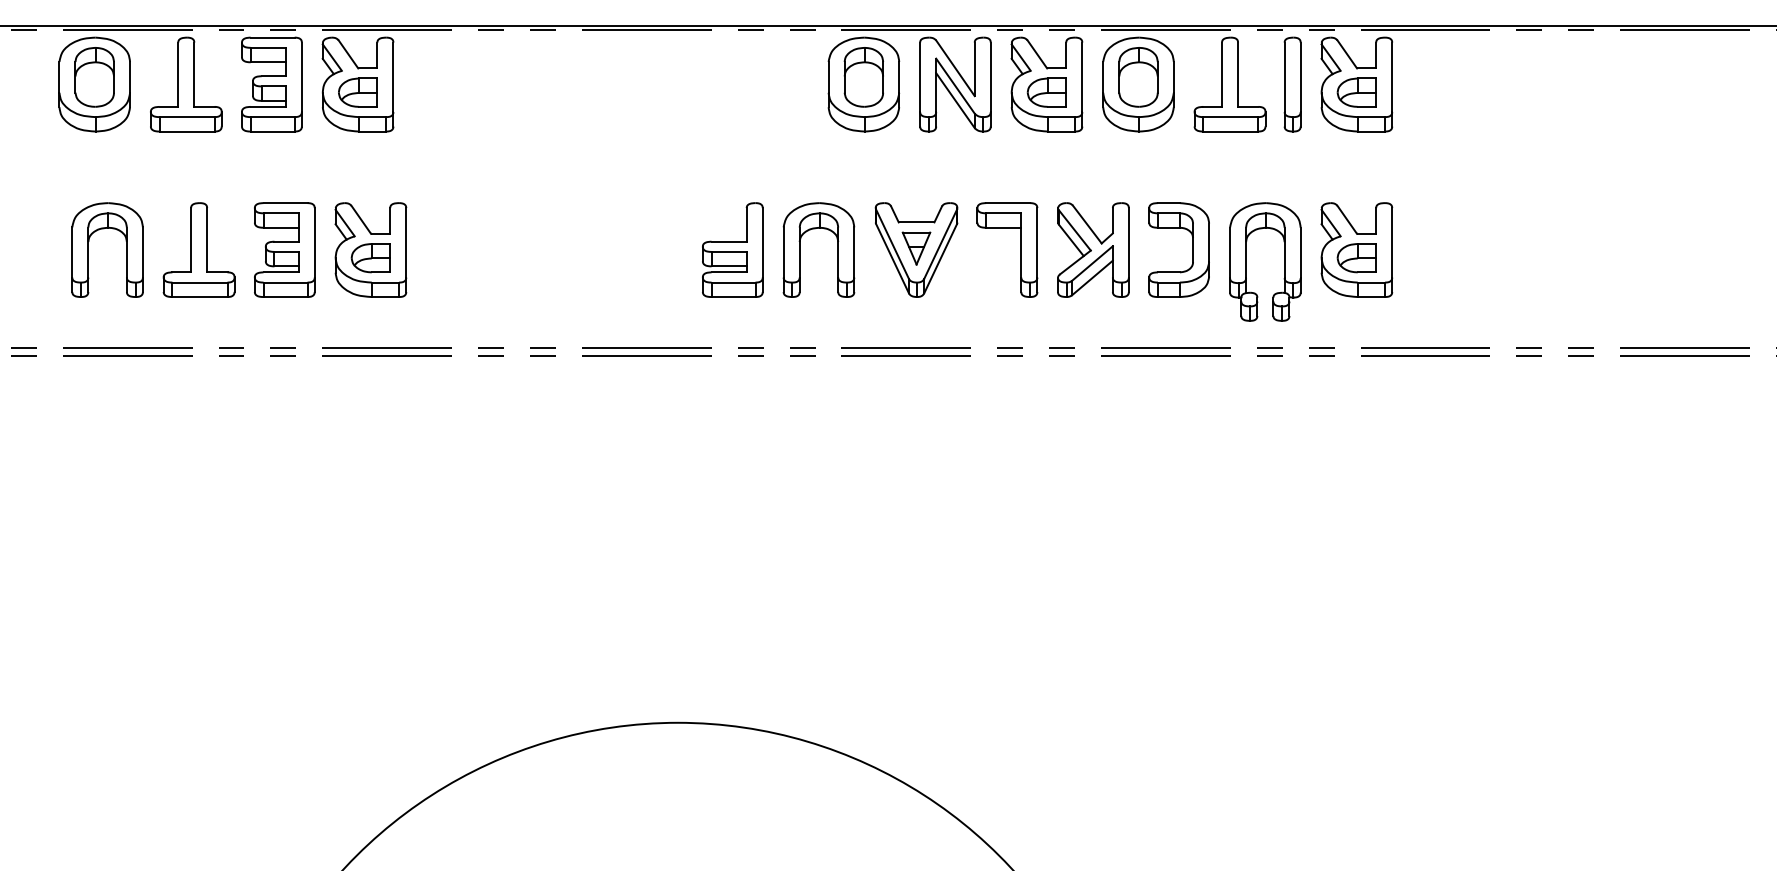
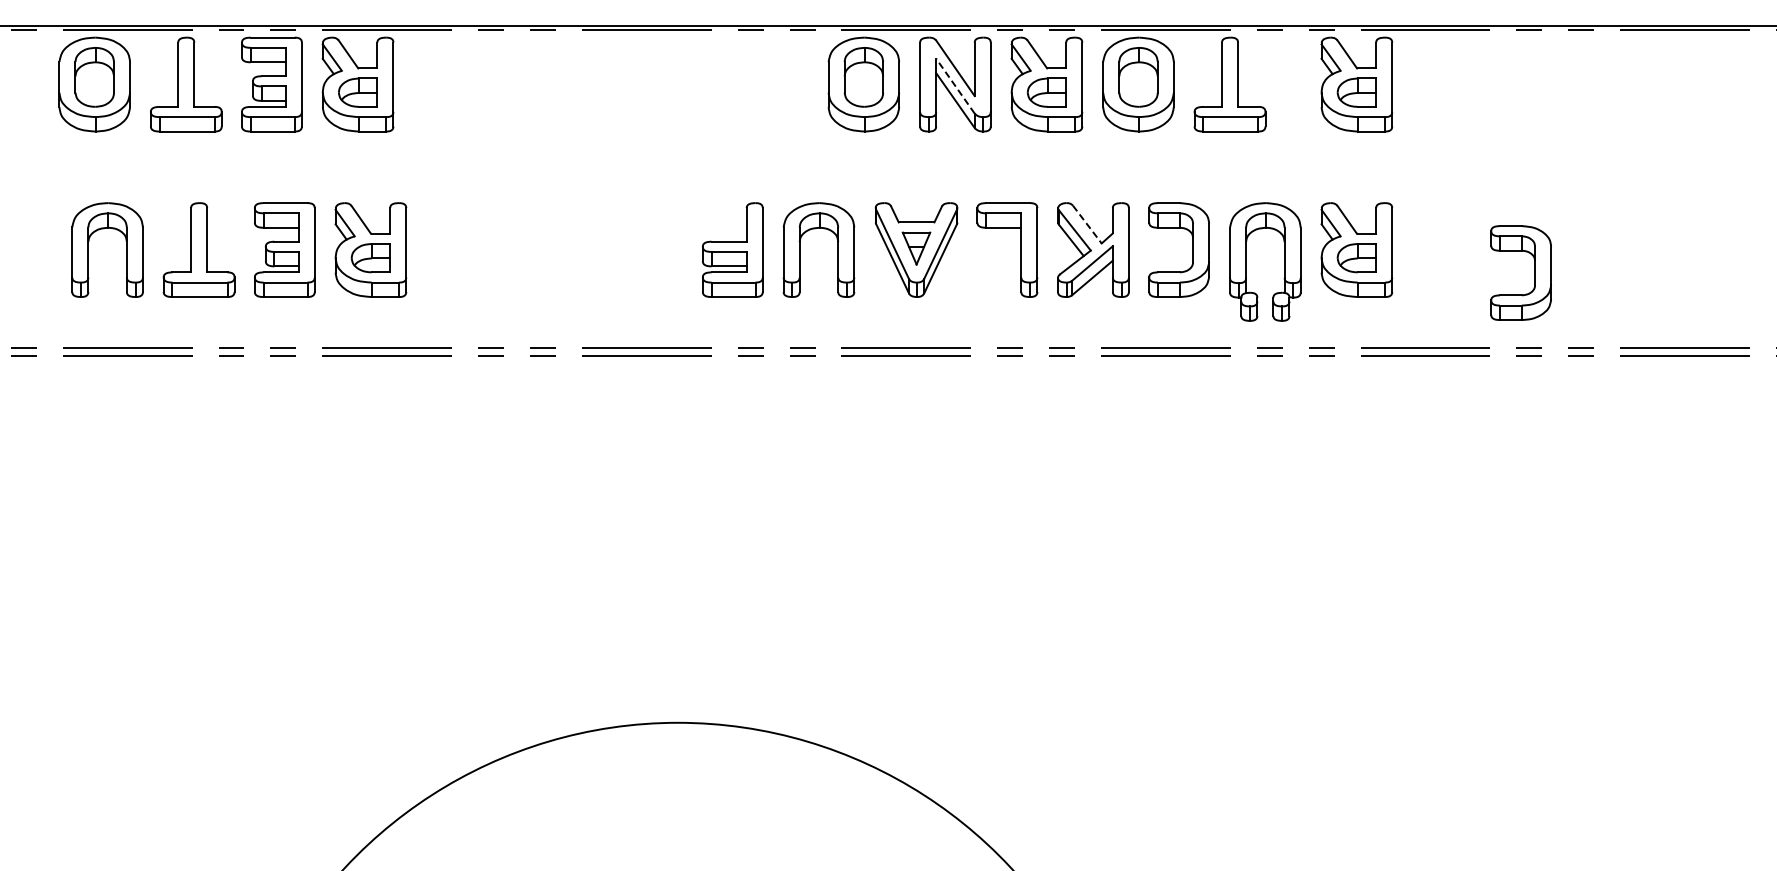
part: present -> none (1292, 84)
line: solid -> dashed (955, 86)
line: solid -> dashed (1087, 224)
part: none -> present (1534, 272)
